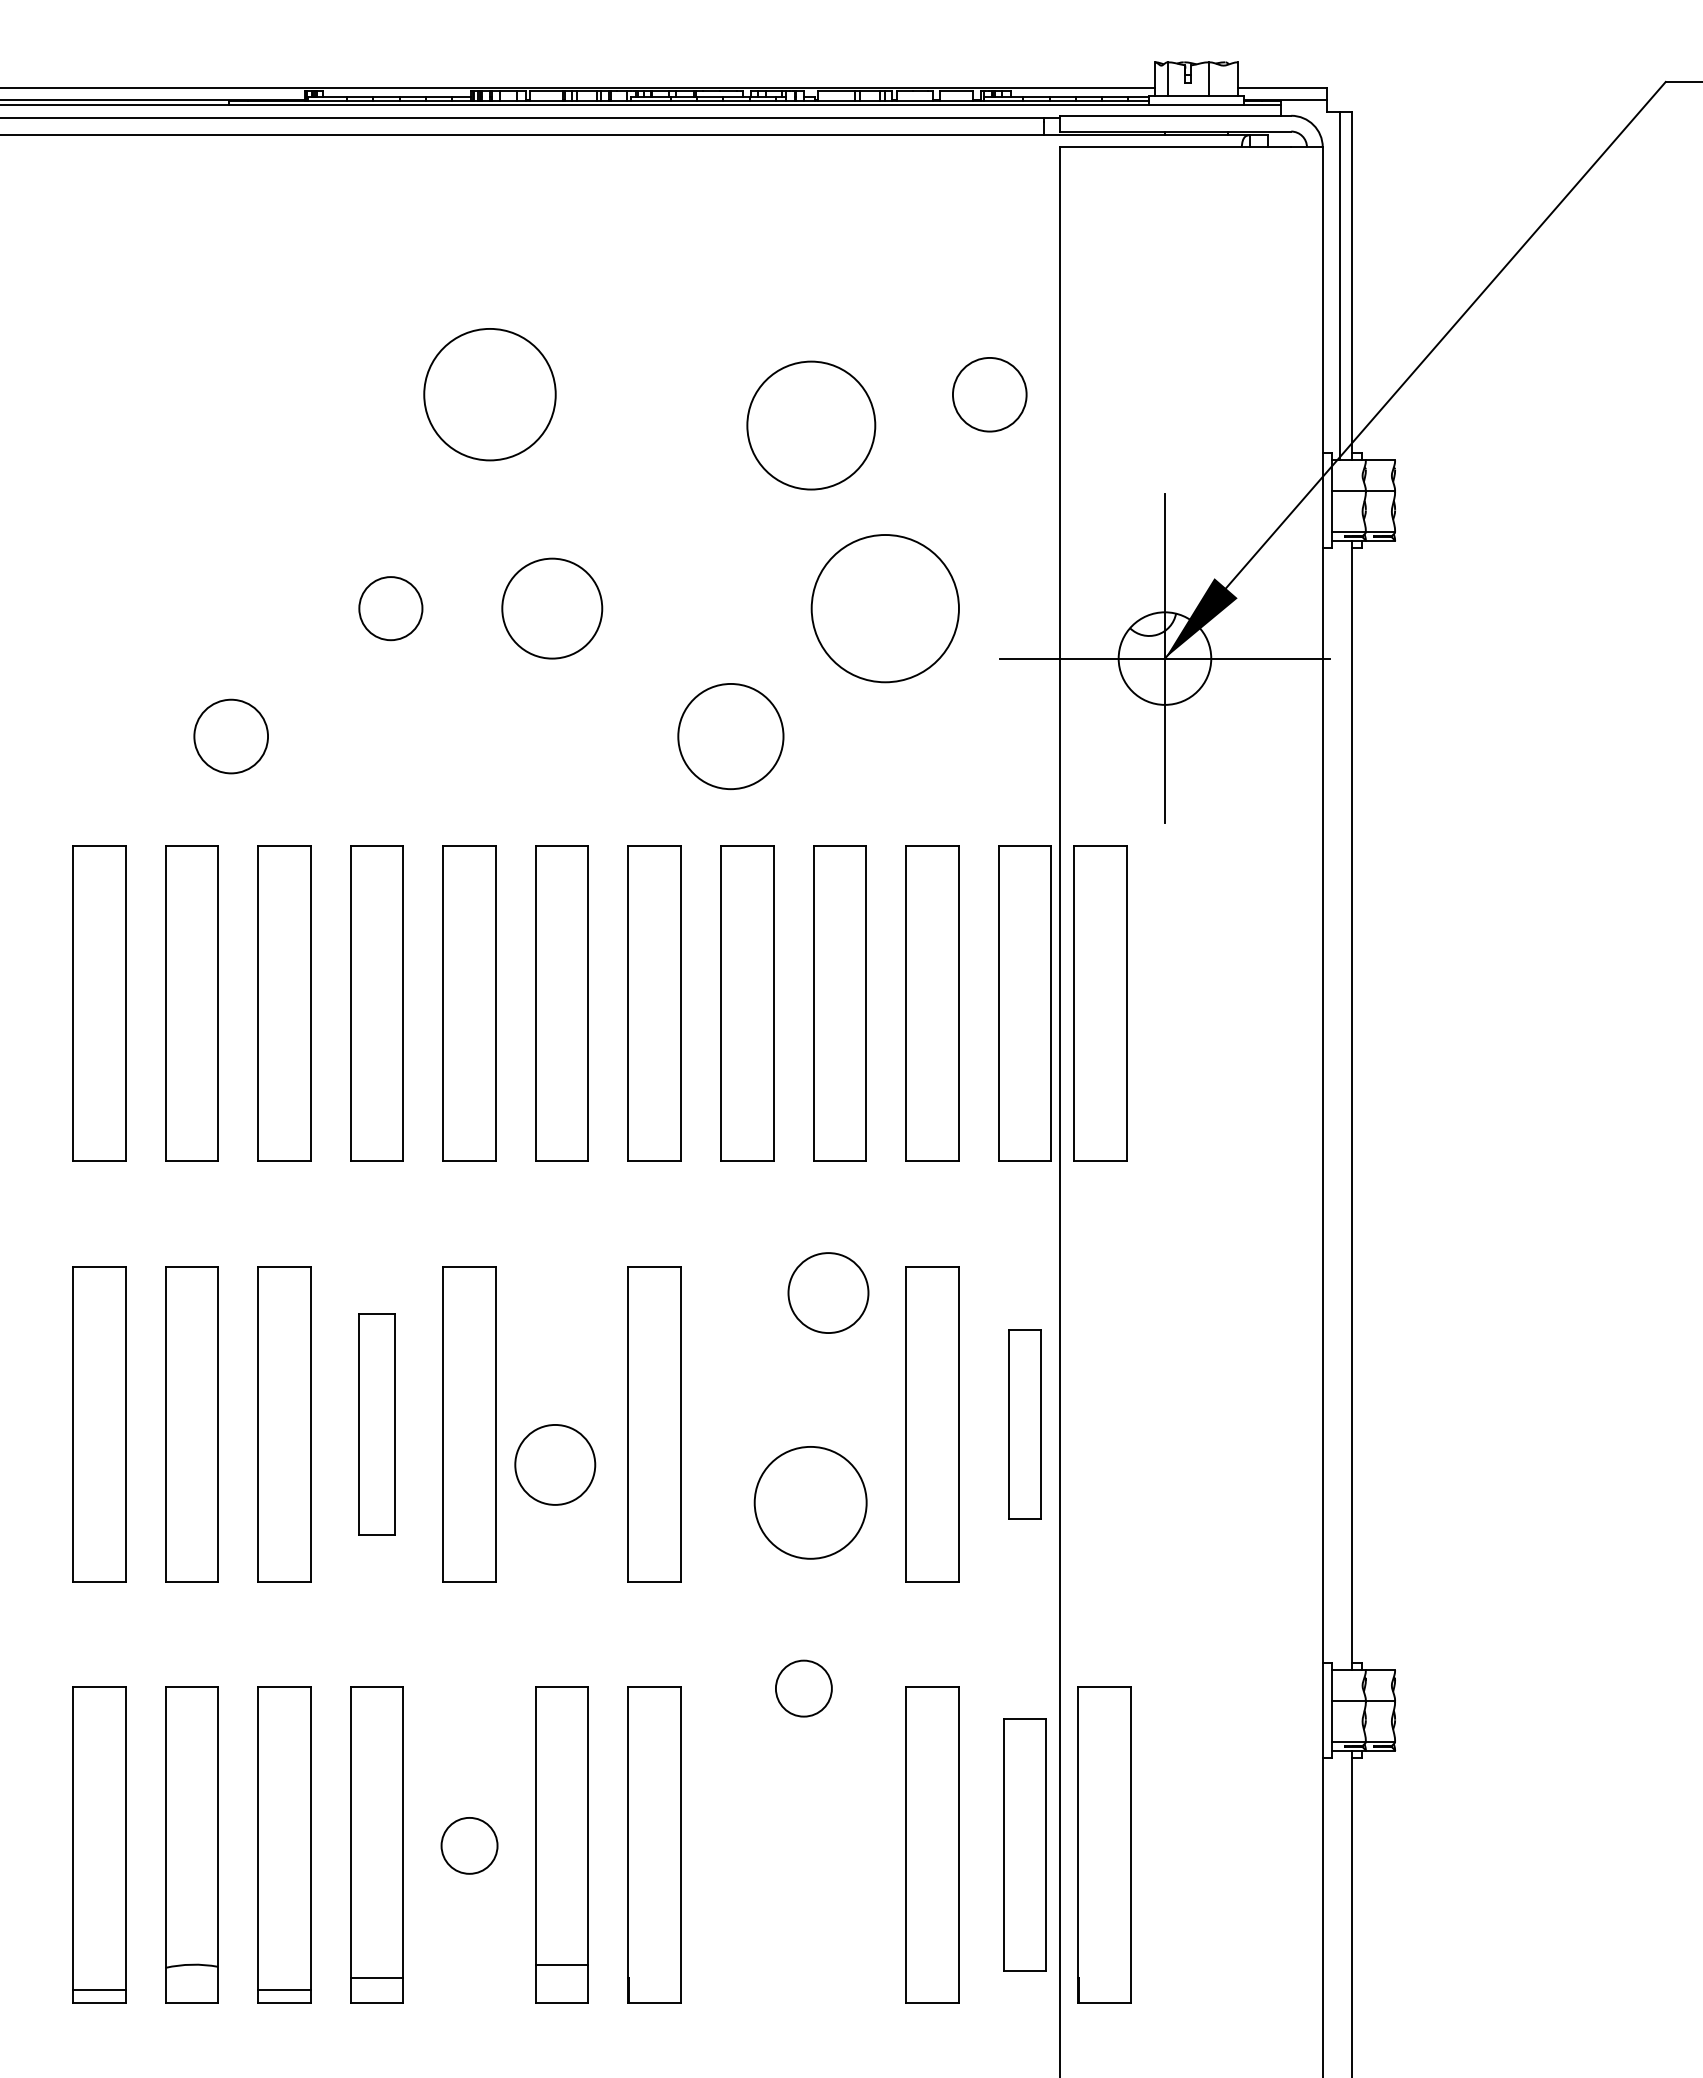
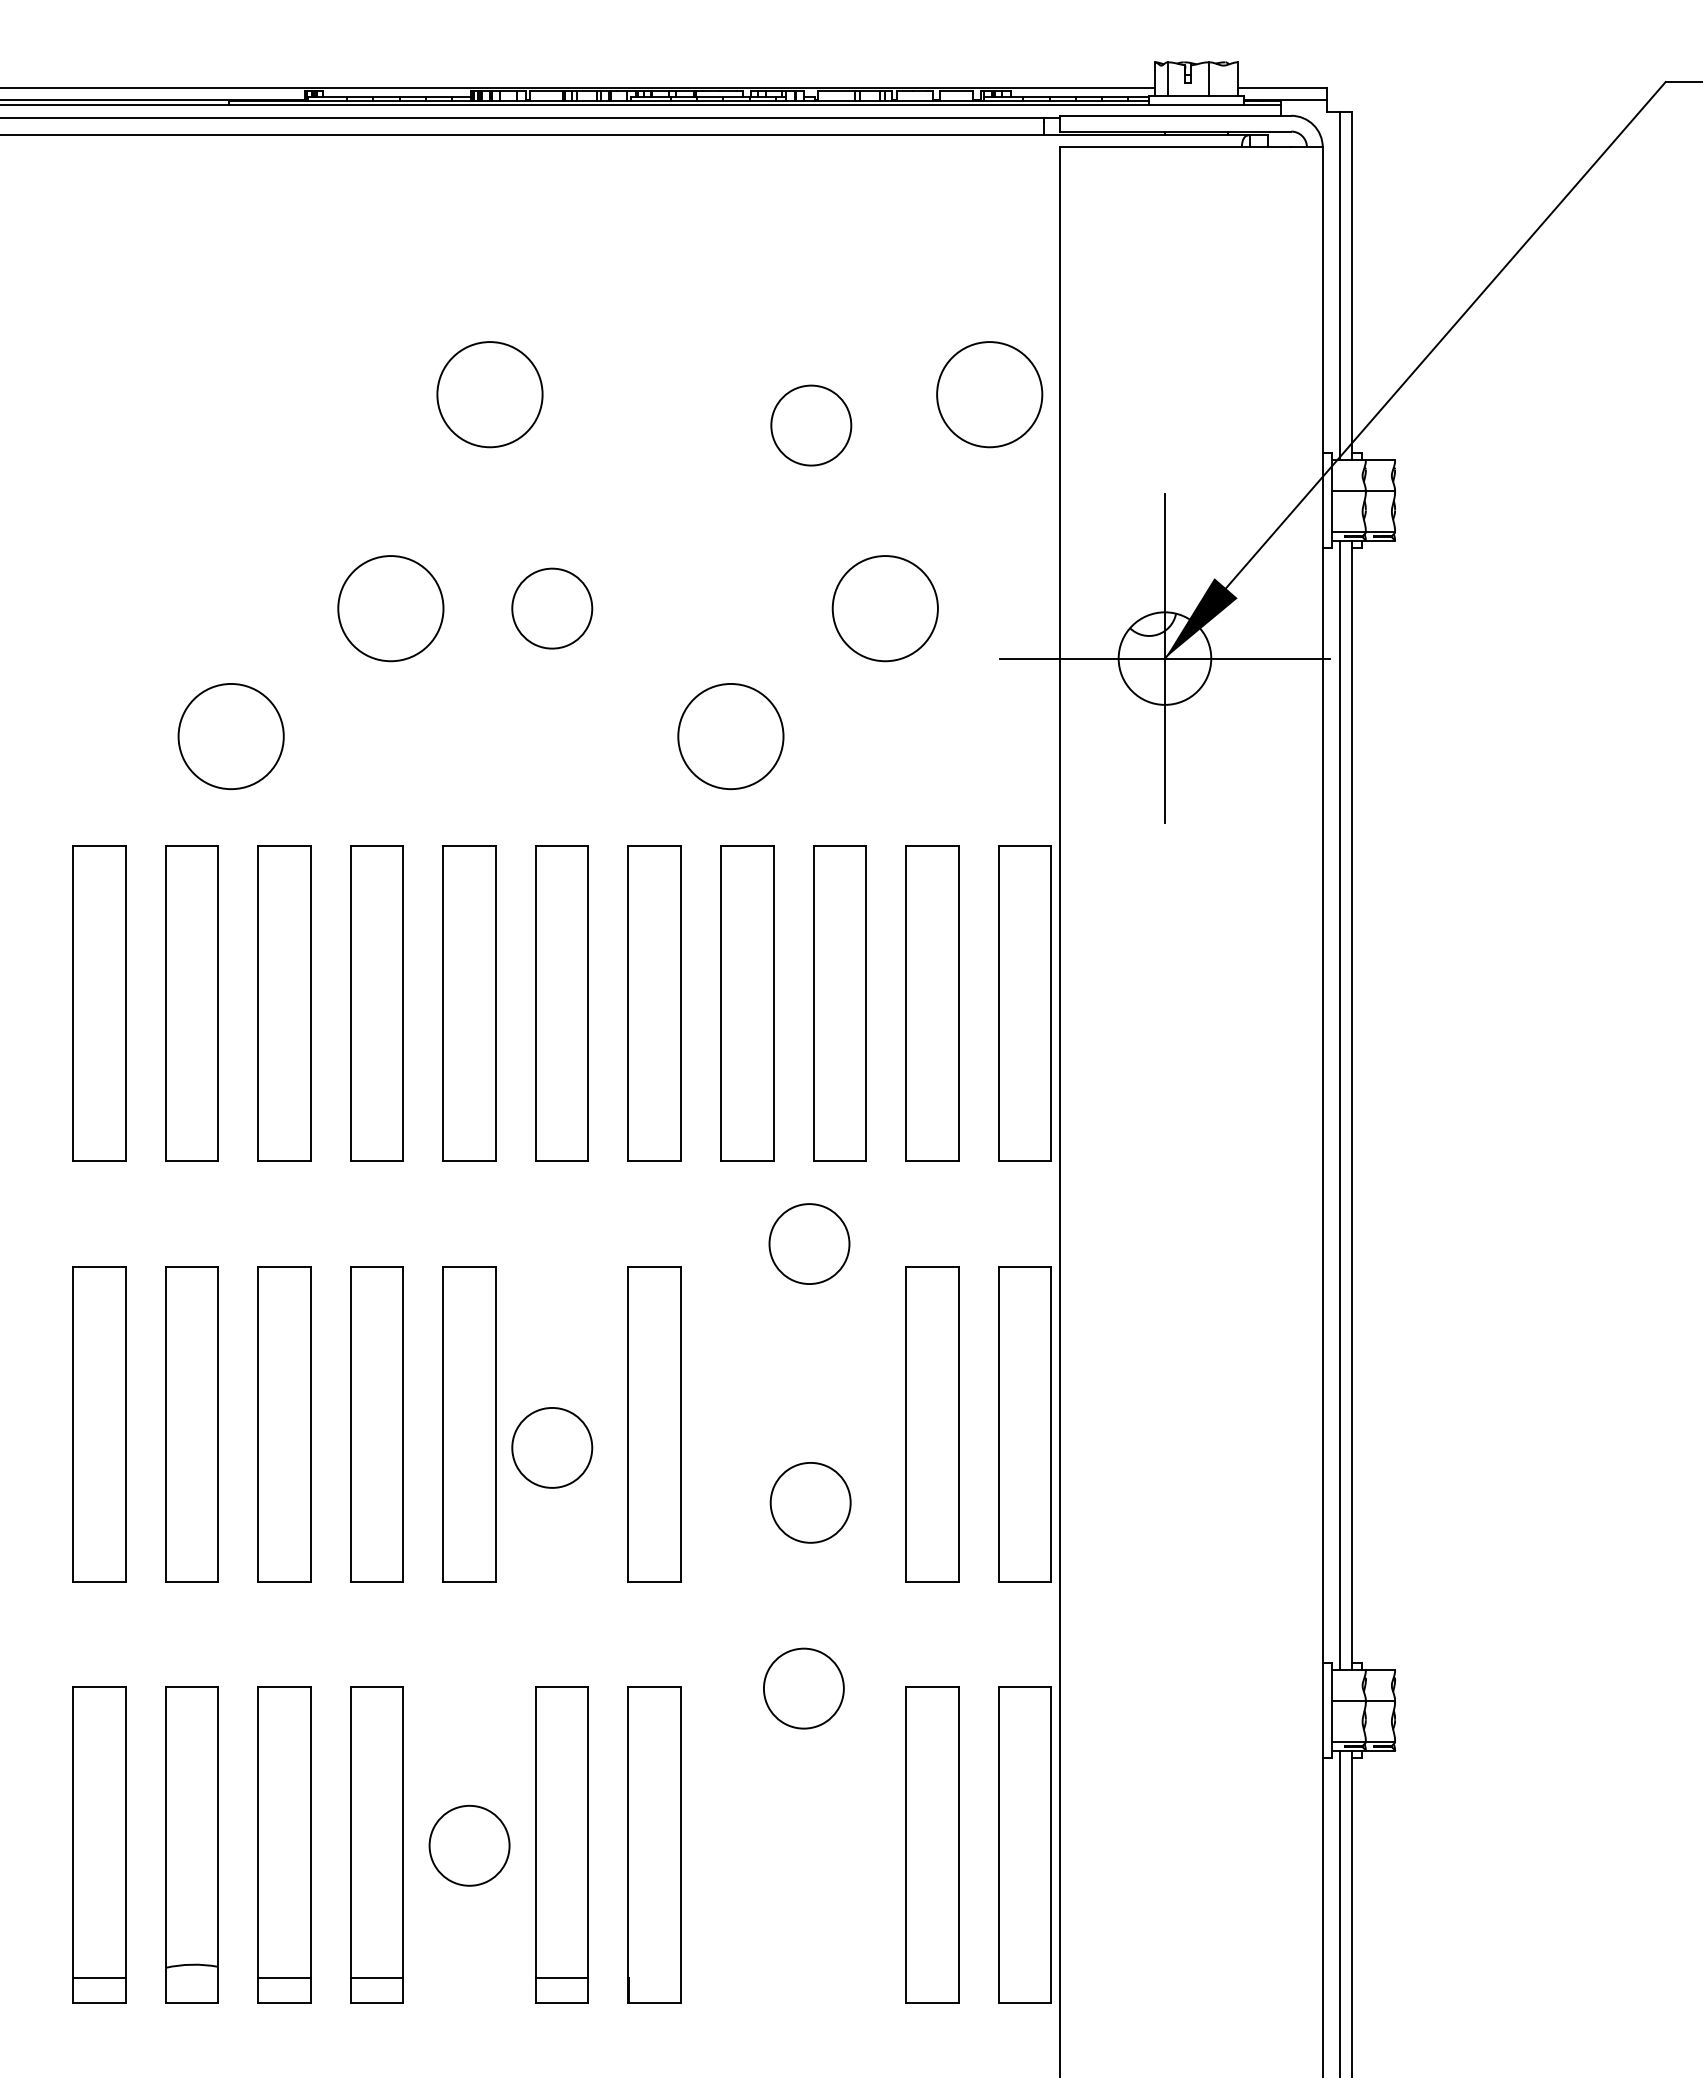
circle diameter: 132 px -> 105 px (489, 394)
circle size: 76x76 px -> 108x108 px (989, 394)
circle diameter: 128 px -> 80 px (811, 425)
circle diameter: 63 px -> 105 px (390, 608)
circle diameter: 100 px -> 80 px (552, 608)
circle diameter: 147 px -> 105 px (884, 608)
circle diameter: 74 px -> 105 px (230, 736)
part: present -> none (1100, 1003)
line: none -> present (1339, 1105)
circle position: (828, 1292) -> (809, 1243) (809, 1243)
part size: 38x223 px -> 54x317 px (376, 1424)
part size: 34x191 px -> 54x317 px (1024, 1424)
circle position: (555, 1464) -> (552, 1447) (552, 1447)
circle diameter: 112 px -> 80 px (810, 1502)
circle diameter: 56 px -> 80 px (803, 1688)
part size: 44x254 px -> 54x318 px (1024, 1844)
part: present -> none (1104, 1844)
circle size: 59x58 px -> 83x82 px (469, 1845)
line: none -> present (1339, 1912)
line position: (561, 1965) -> (561, 1978) (561, 1978)
line position: (98, 1990) -> (98, 1978) (98, 1978)
line position: (284, 1990) -> (284, 1978) (284, 1978)
